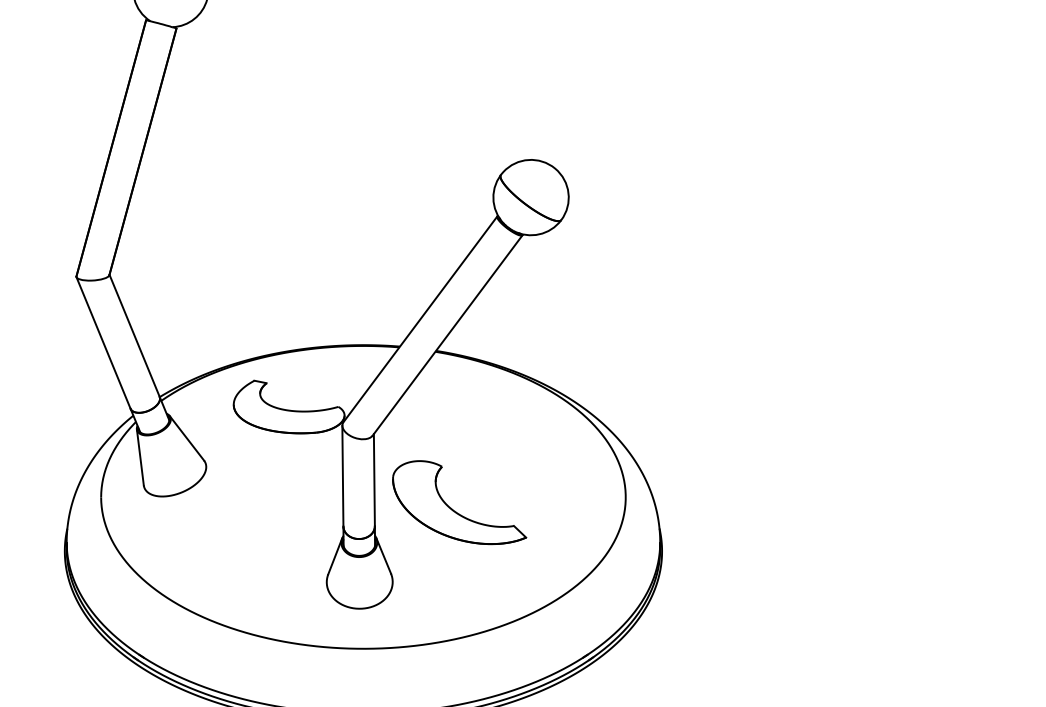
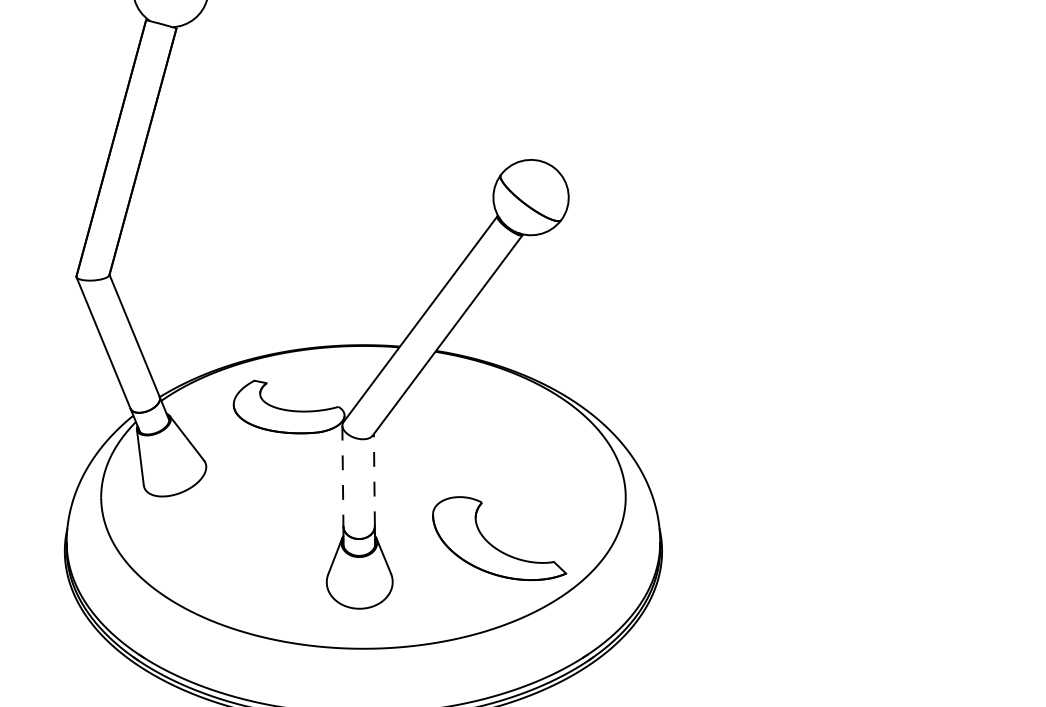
line: solid -> dashed (342, 476)
line: solid -> dashed (374, 479)
part position: (452, 508) -> (492, 544) (492, 544)
